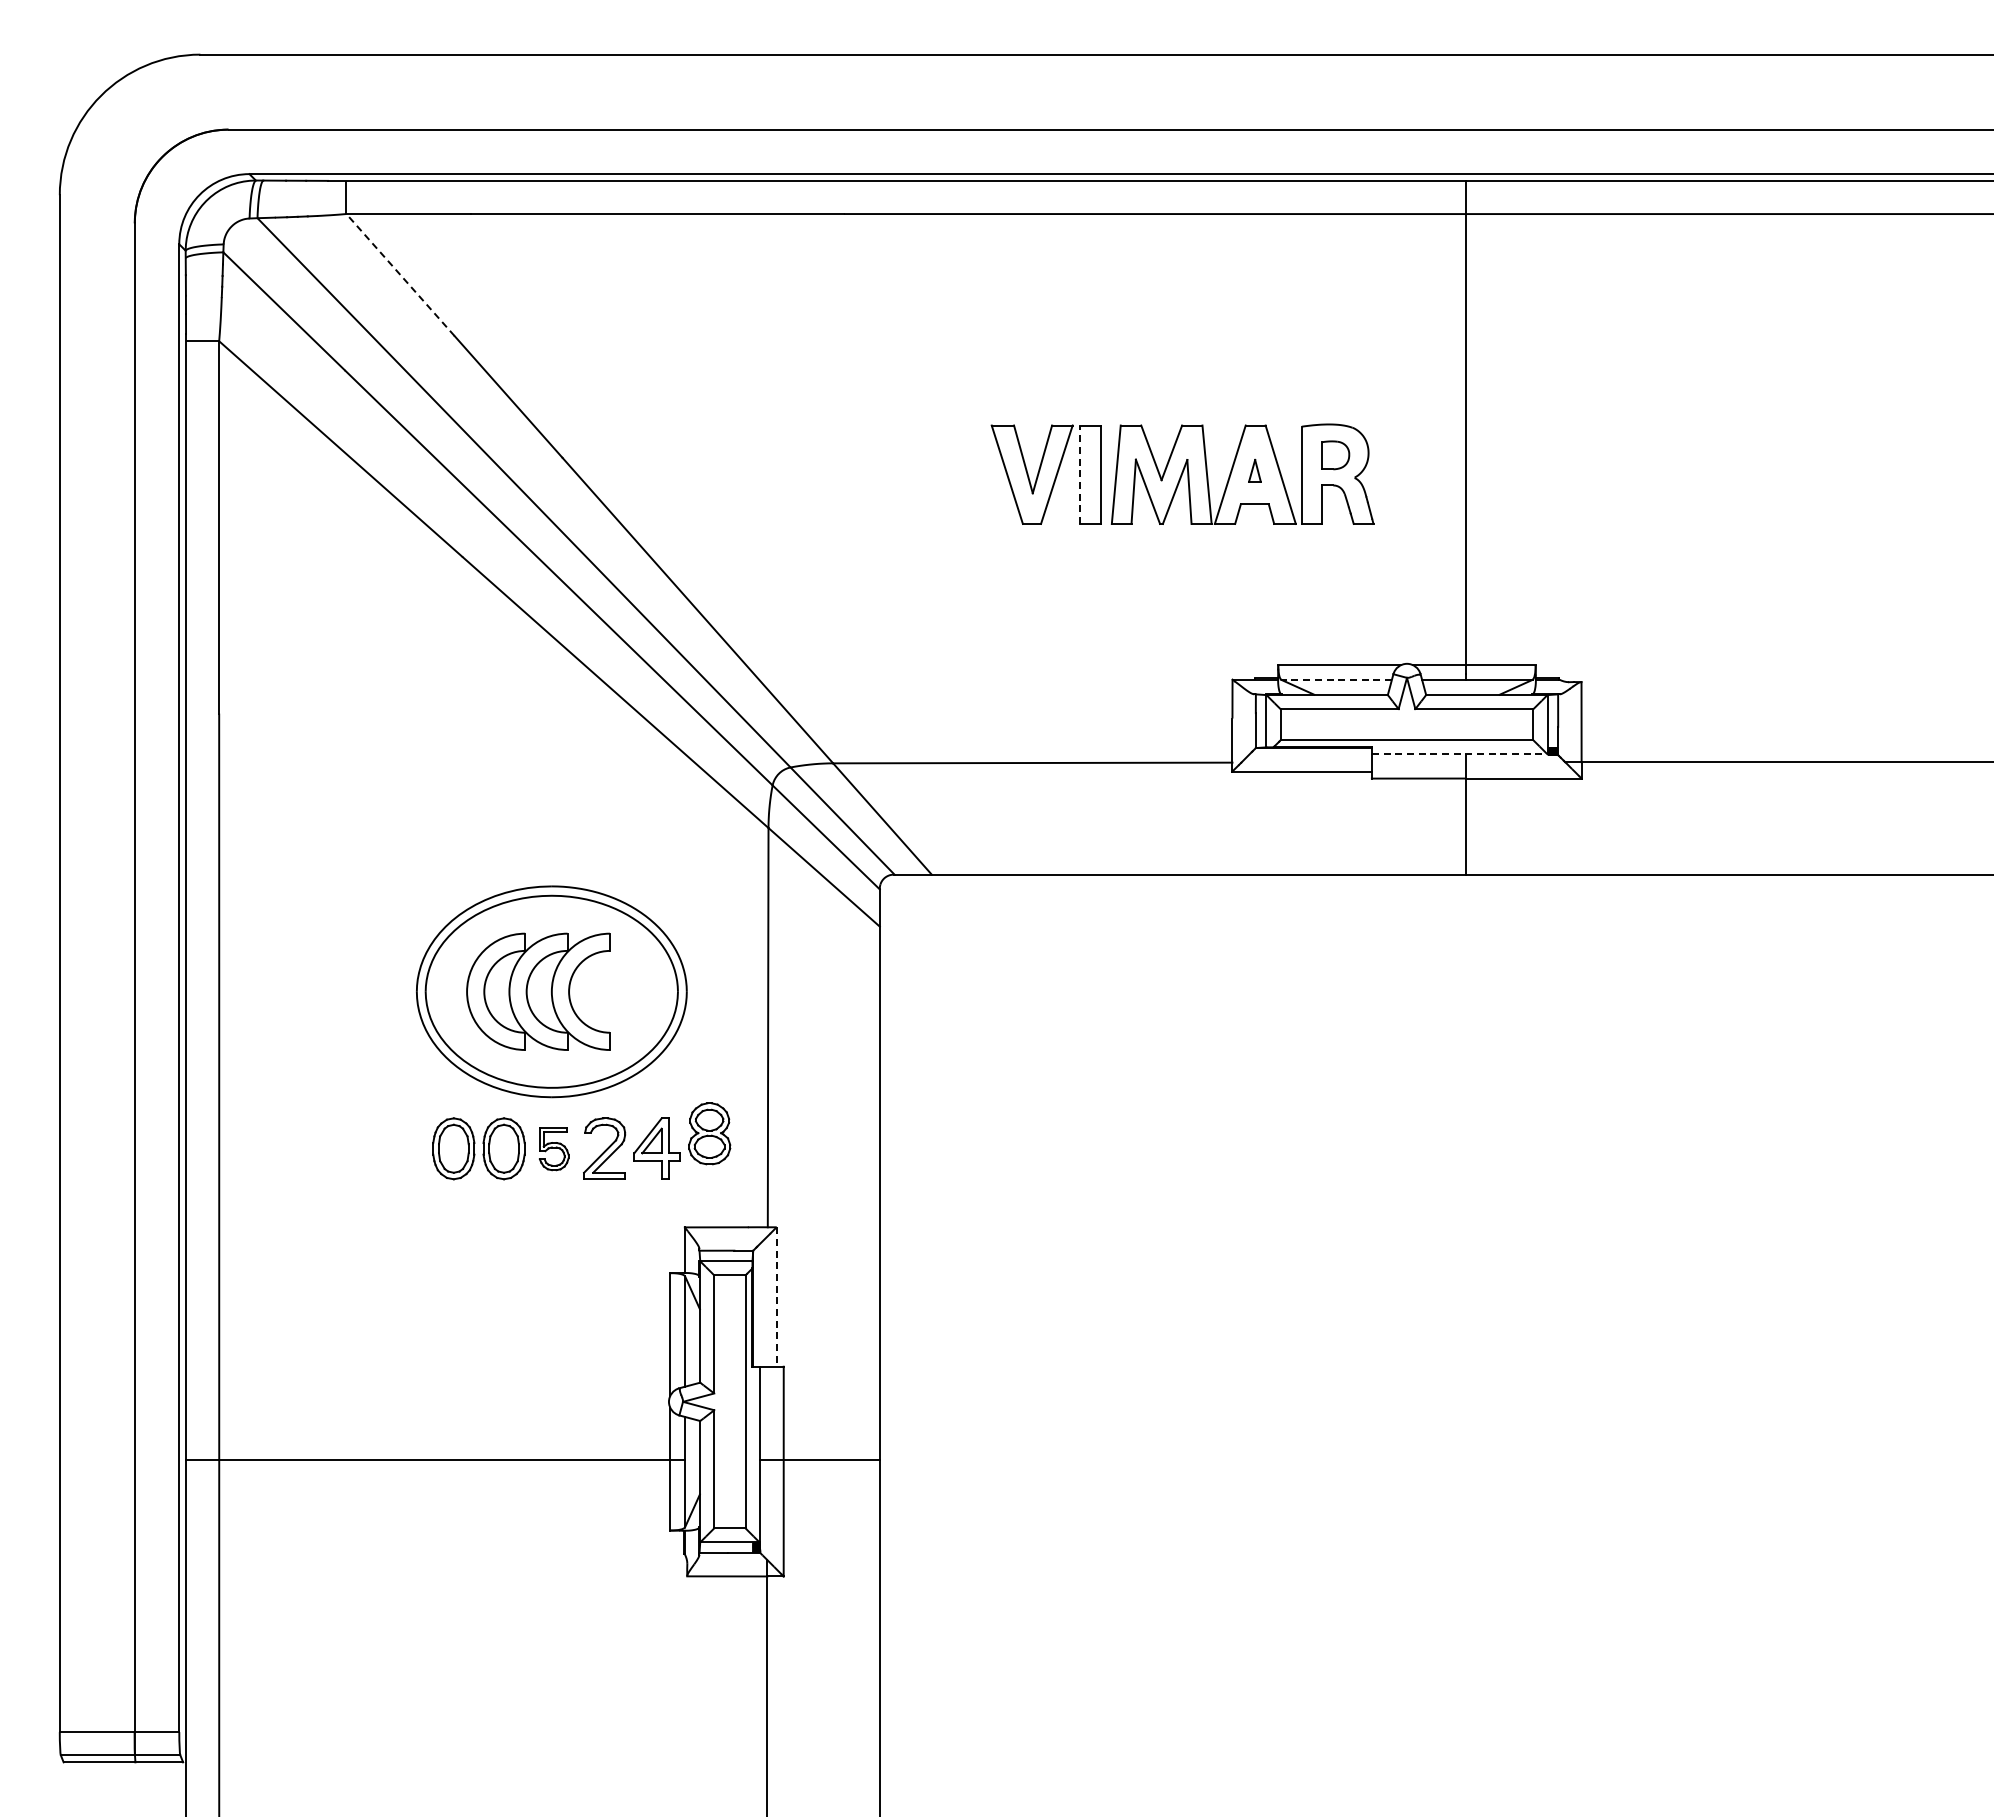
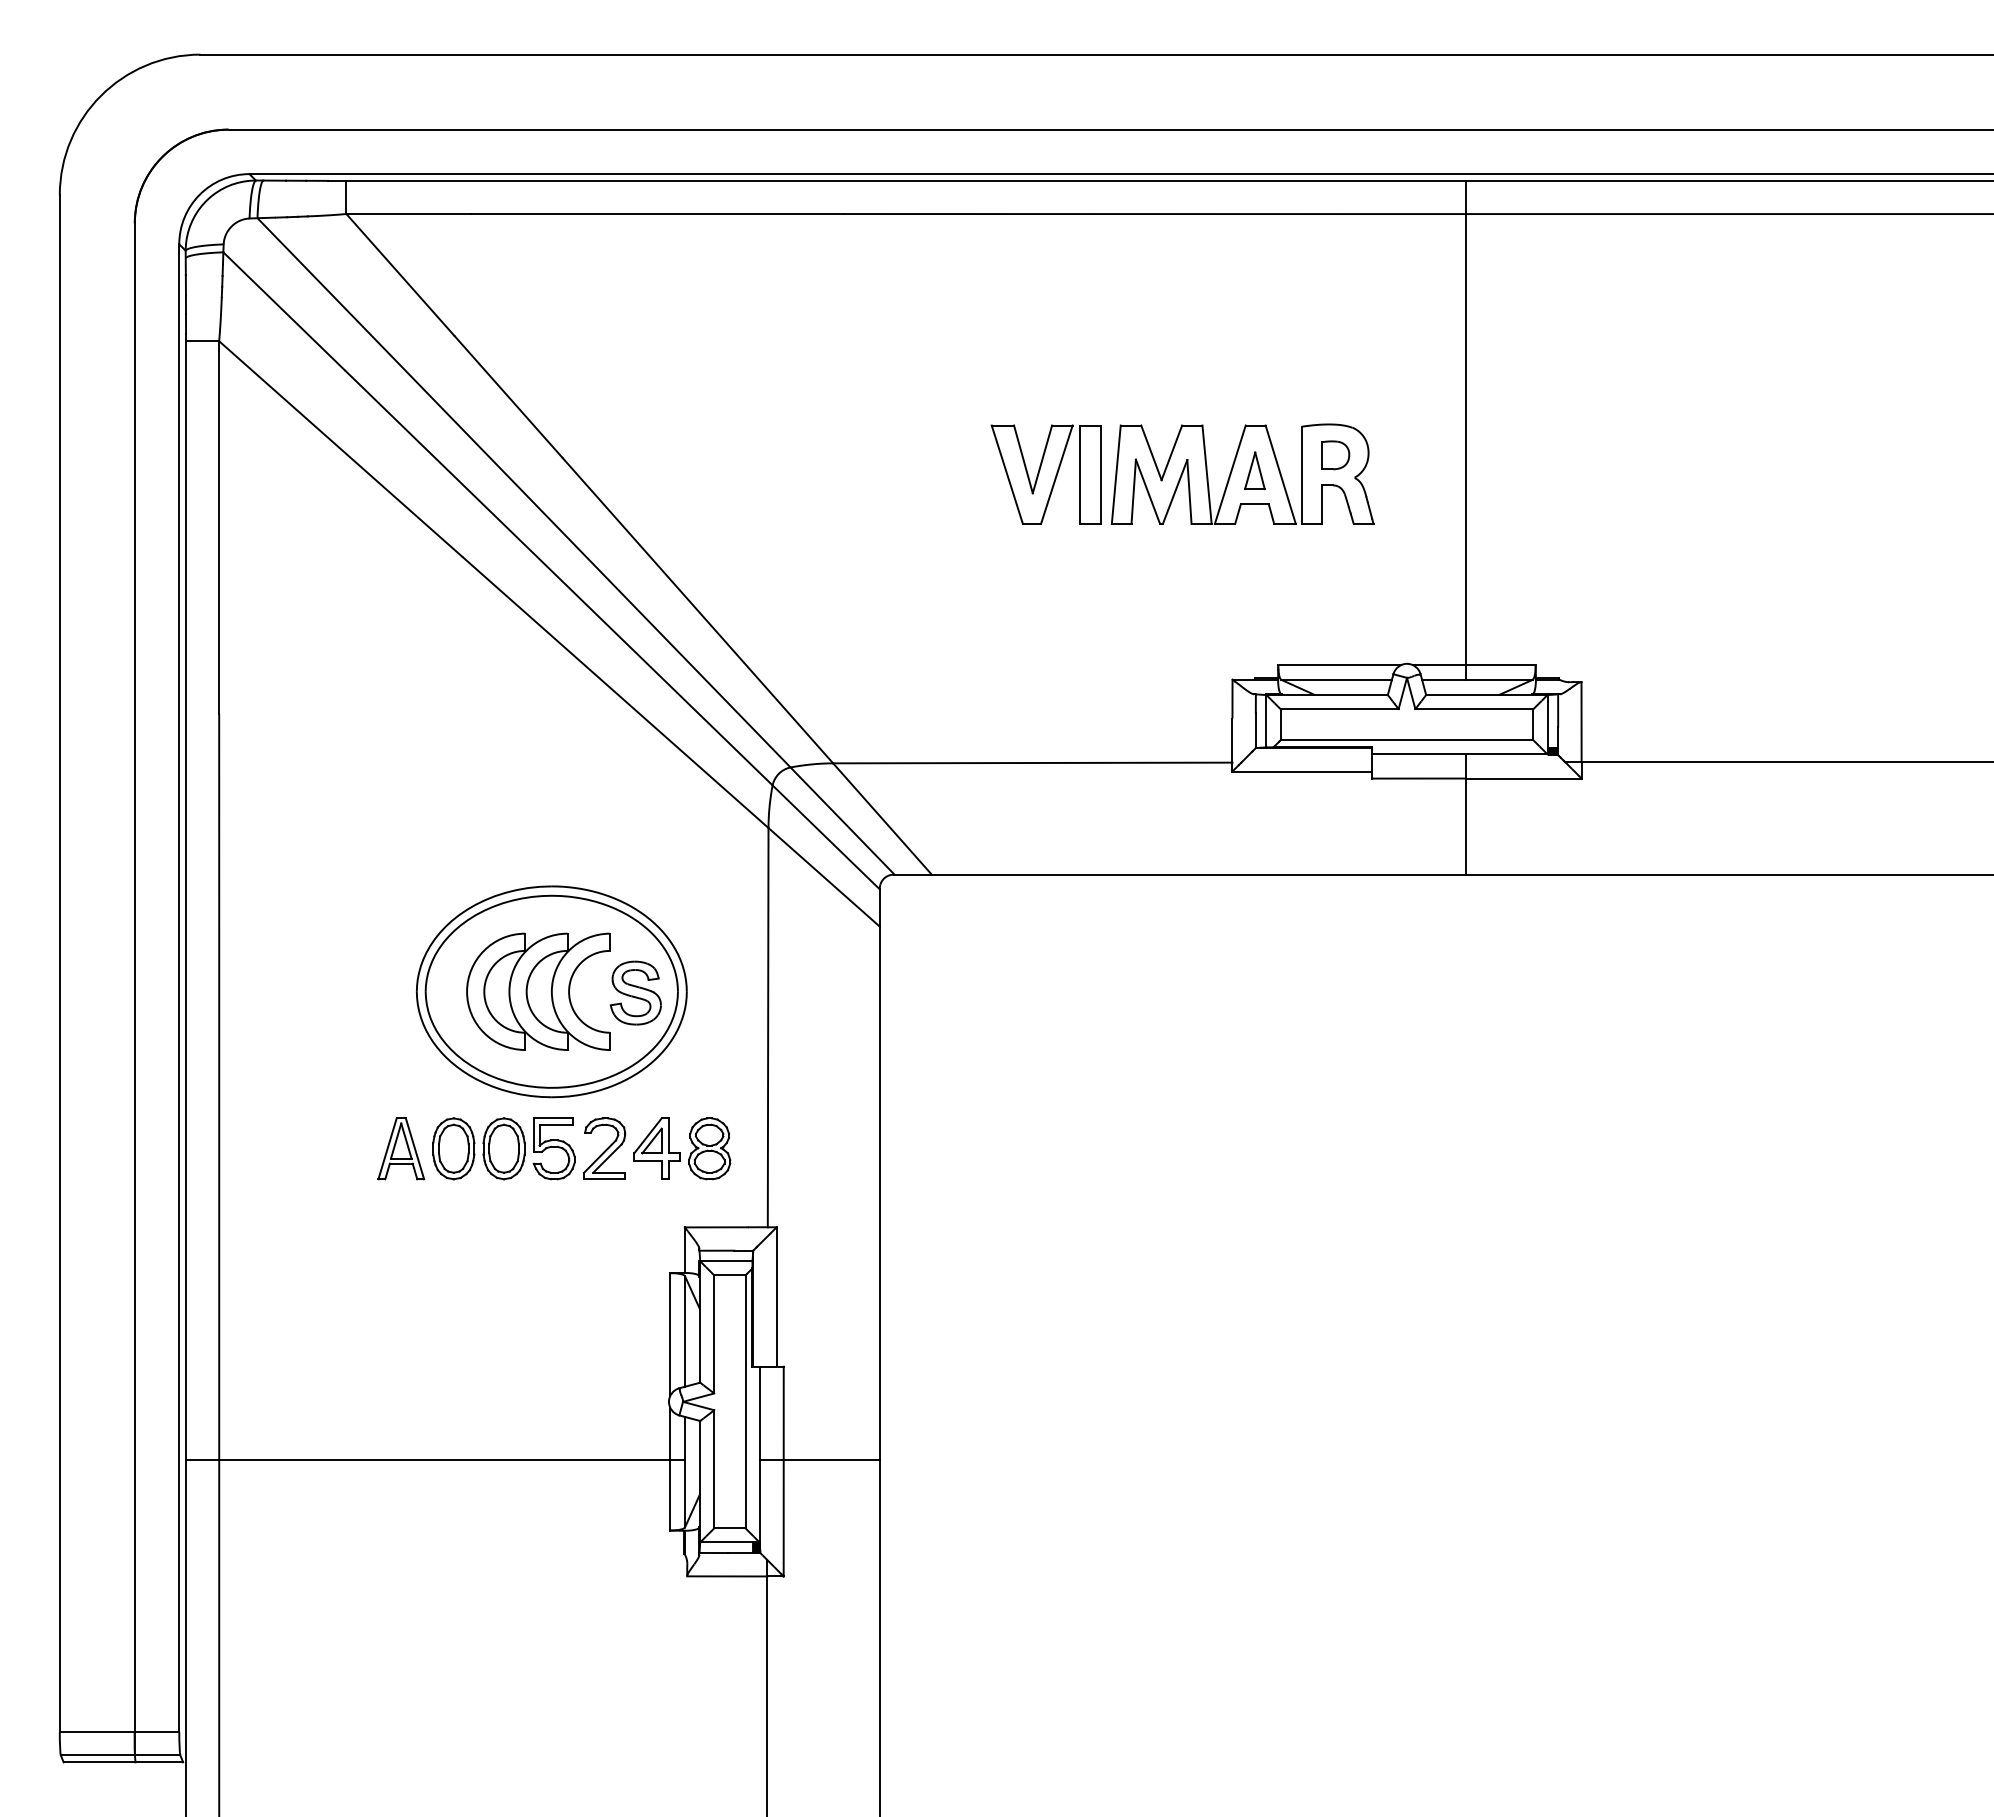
line: dashed -> solid (400, 275)
part size: 14x25 px -> 22x40 px (1254, 470)
line: dashed -> solid (1080, 474)
line: dashed -> solid (1336, 679)
line: dashed -> solid (1459, 754)
part: none -> present (635, 992)
part position: (709, 1133) -> (709, 1148) (709, 1148)
part: none -> present (401, 1148)
part size: 31x45 px -> 44x64 px (553, 1148)
line: dashed -> solid (776, 1297)
